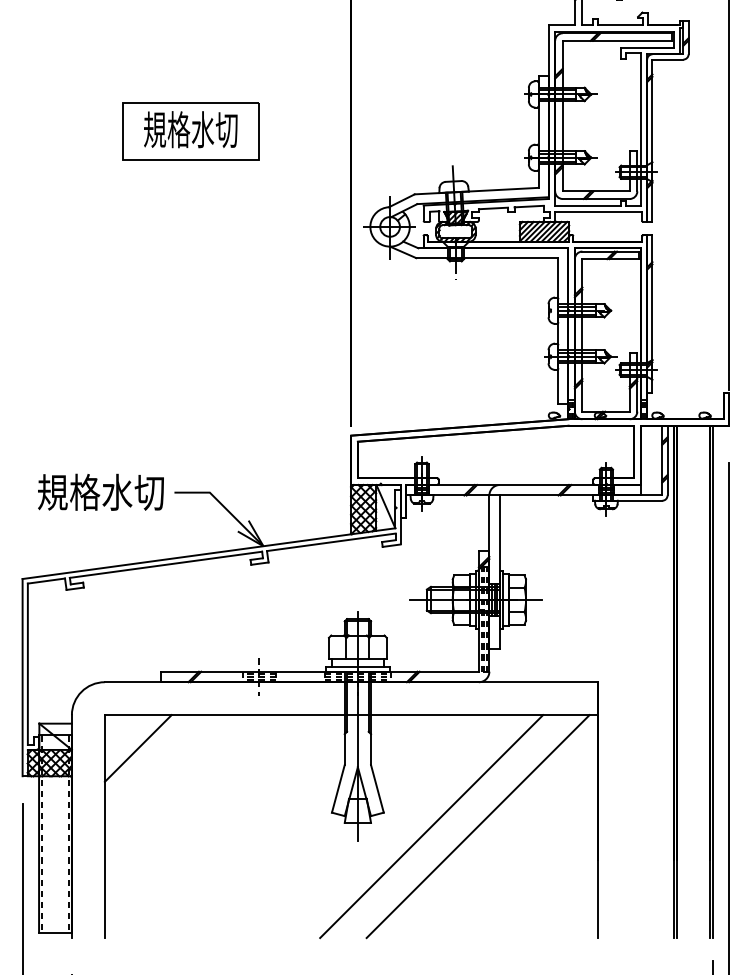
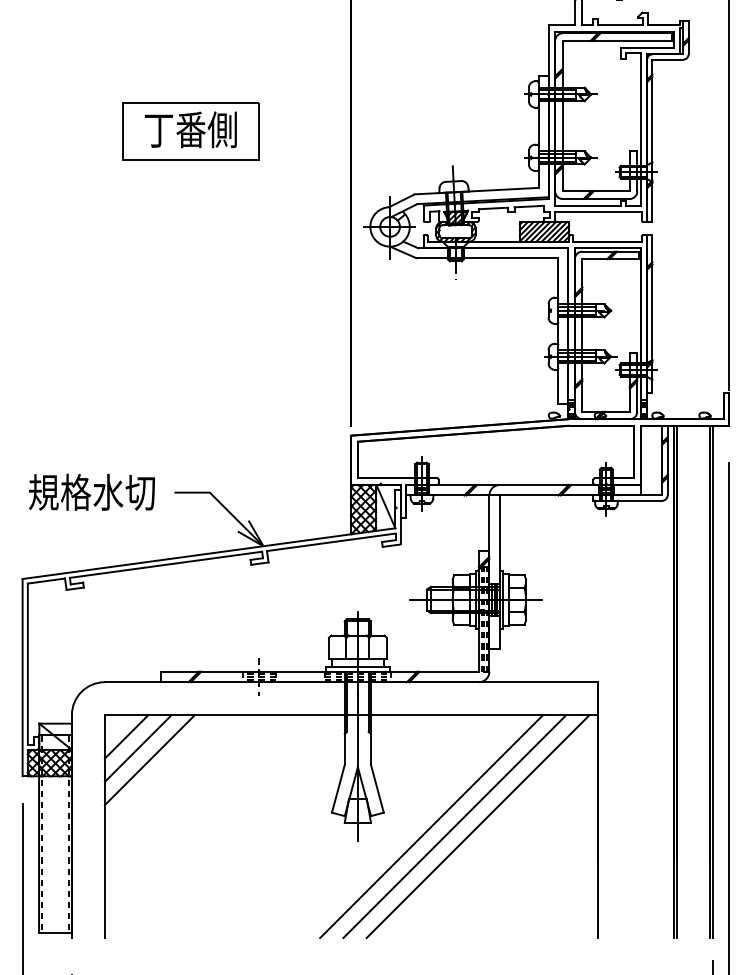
text: 規格水切 -> 丁番側 (190, 129)
text position: (100, 491) -> (91, 491) (91, 491)
line: none -> present (126, 736)
line: none -> present (149, 760)
line: none -> present (454, 826)
